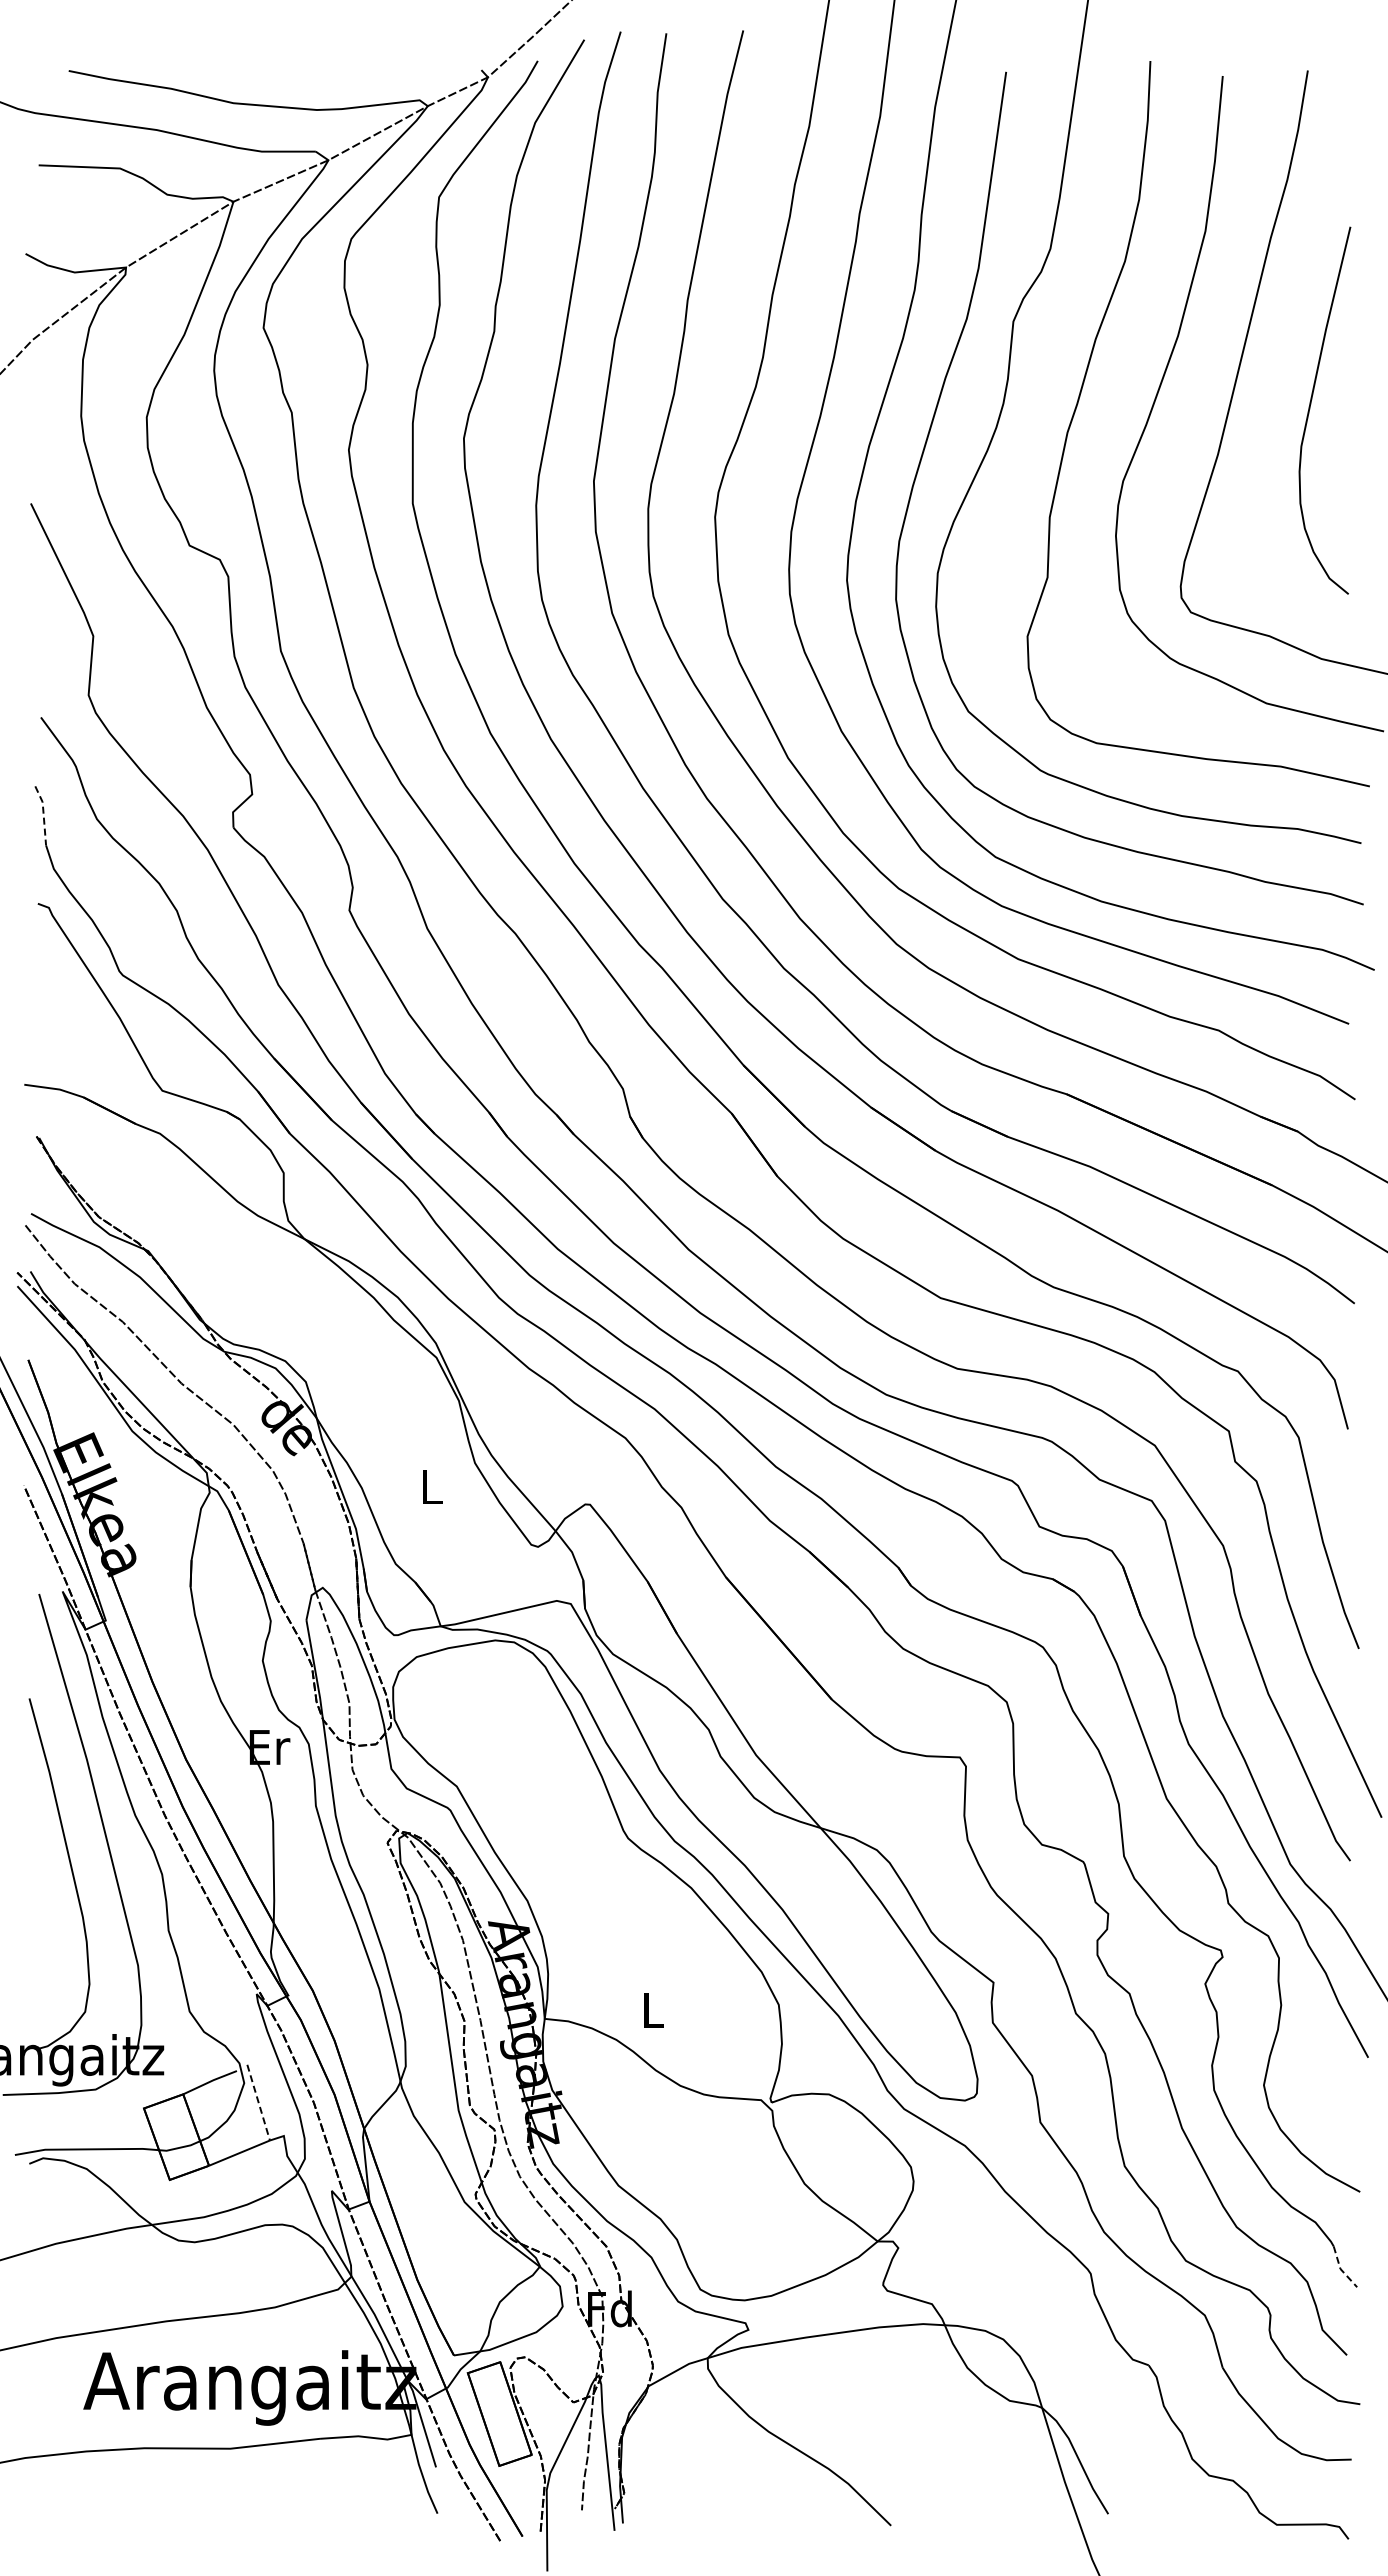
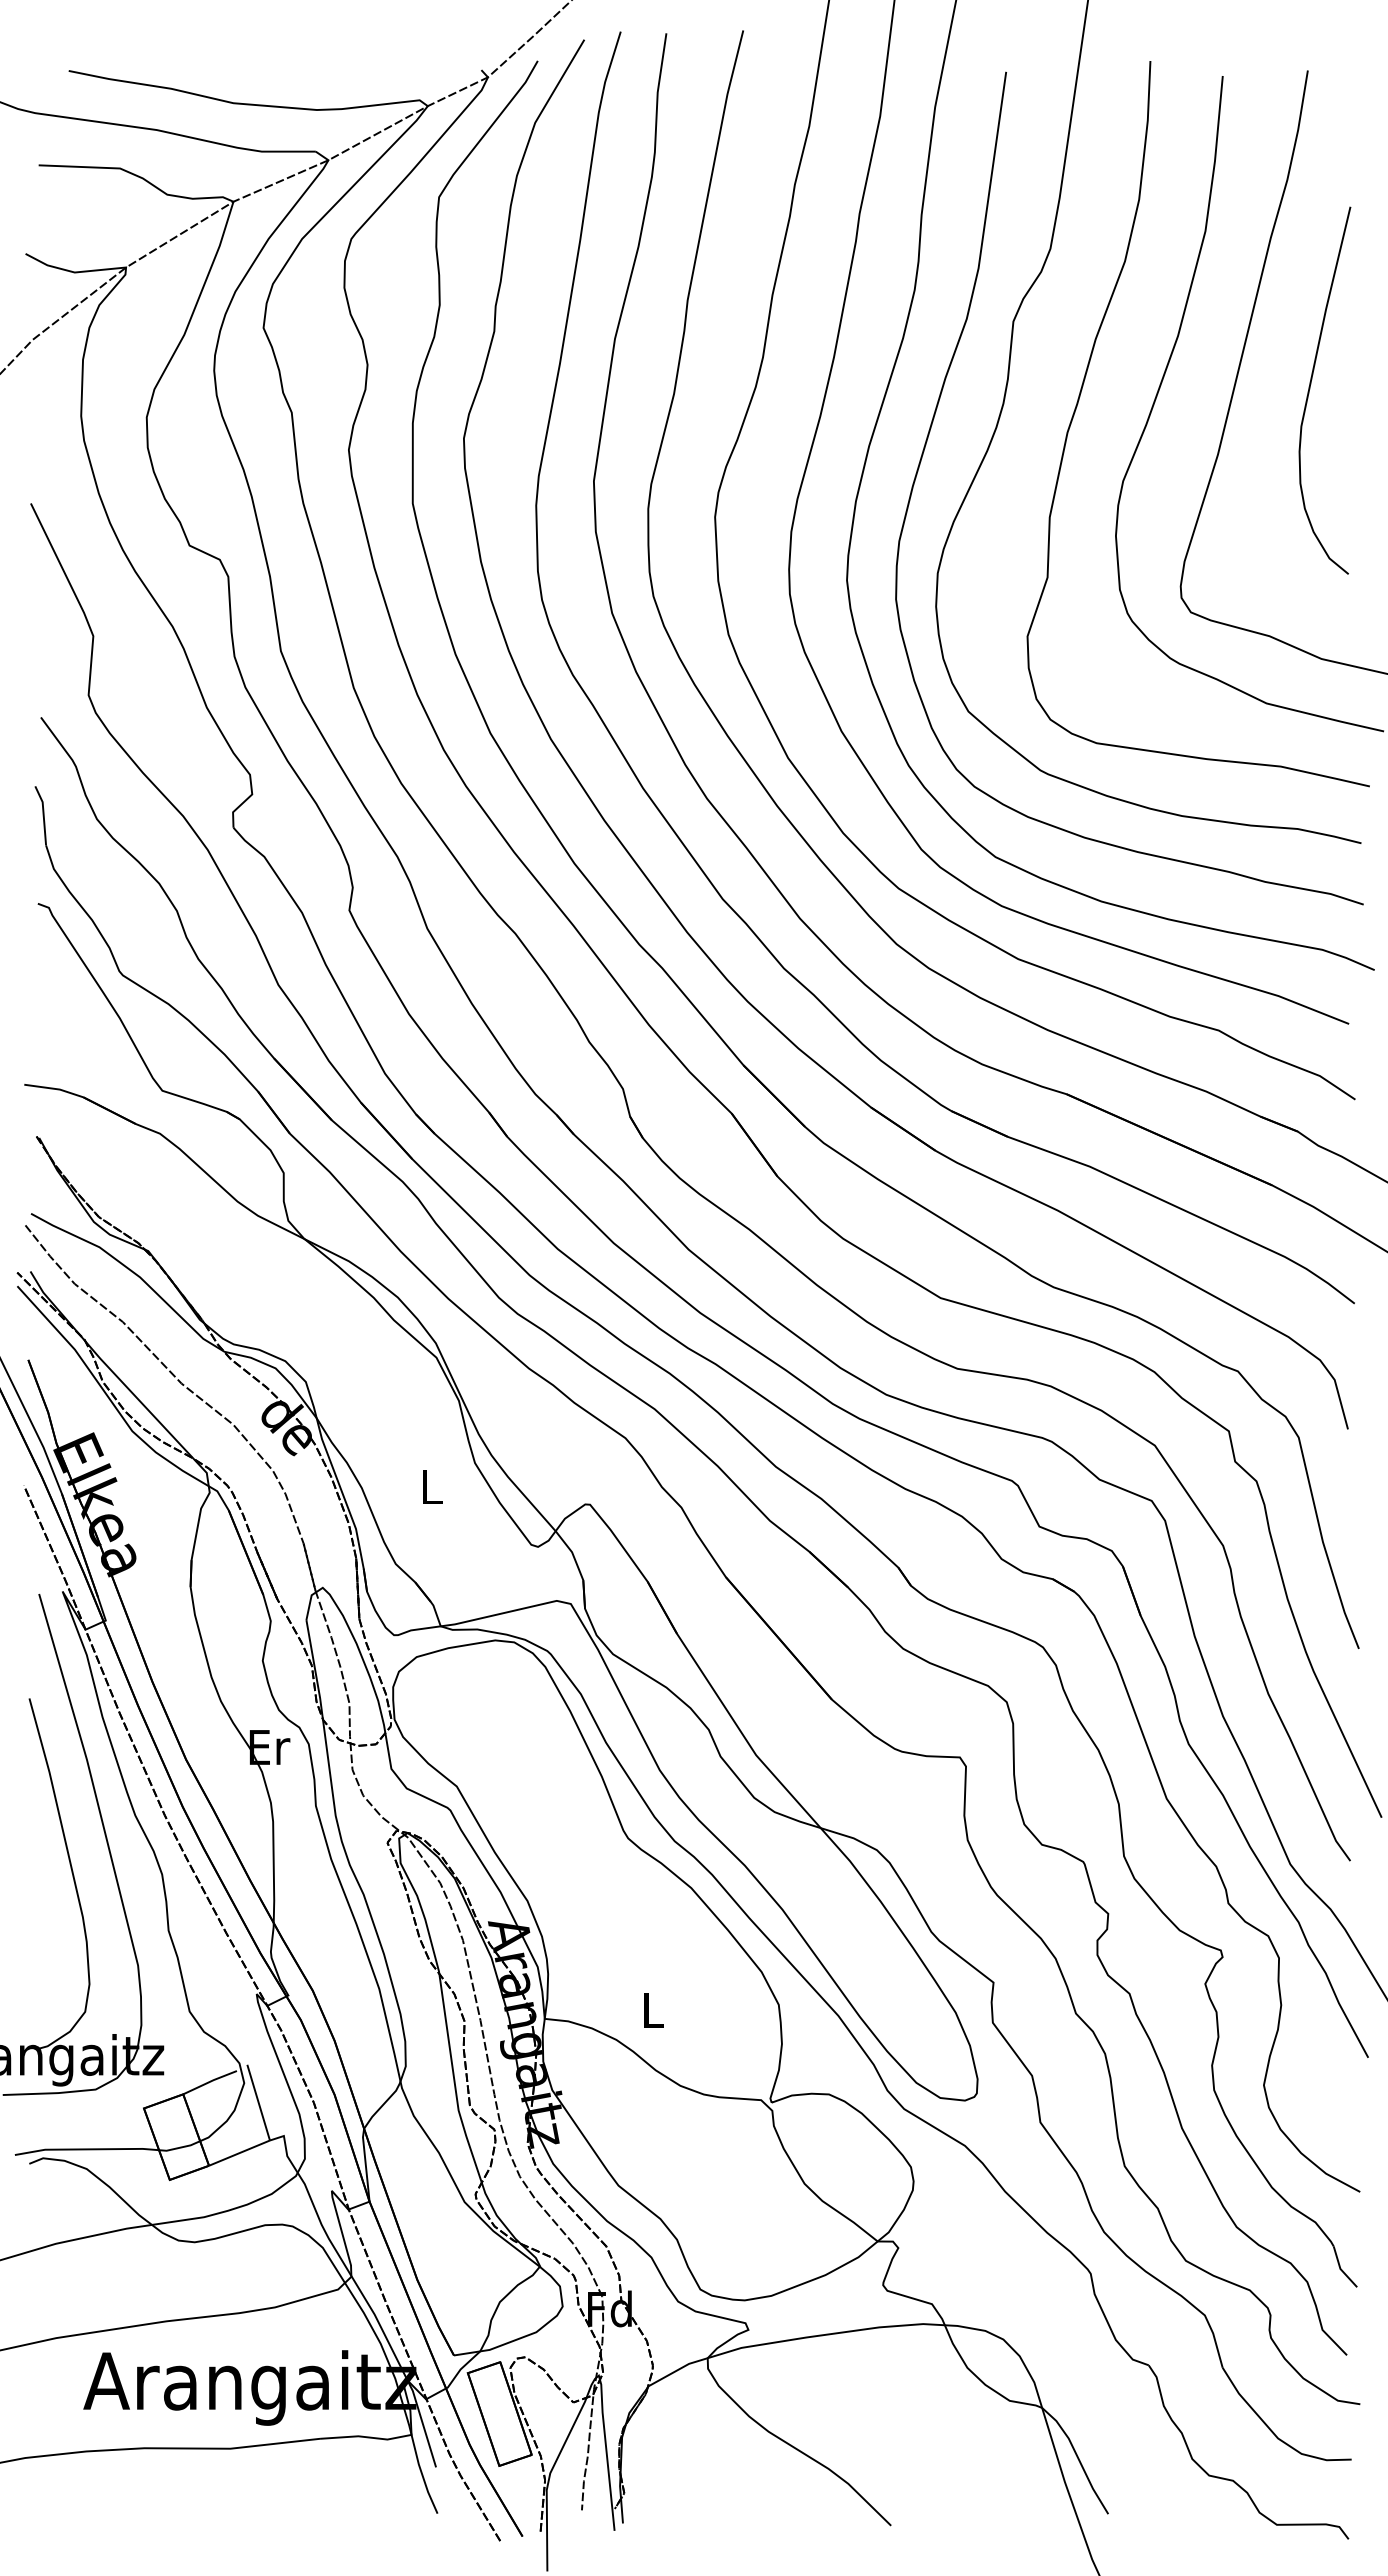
curve position: (1310, 409) -> (1310, 389) (1310, 389)
line: dashed -> solid (43, 814)
line: dashed -> solid (258, 2102)
line: dashed -> solid (1340, 2268)
